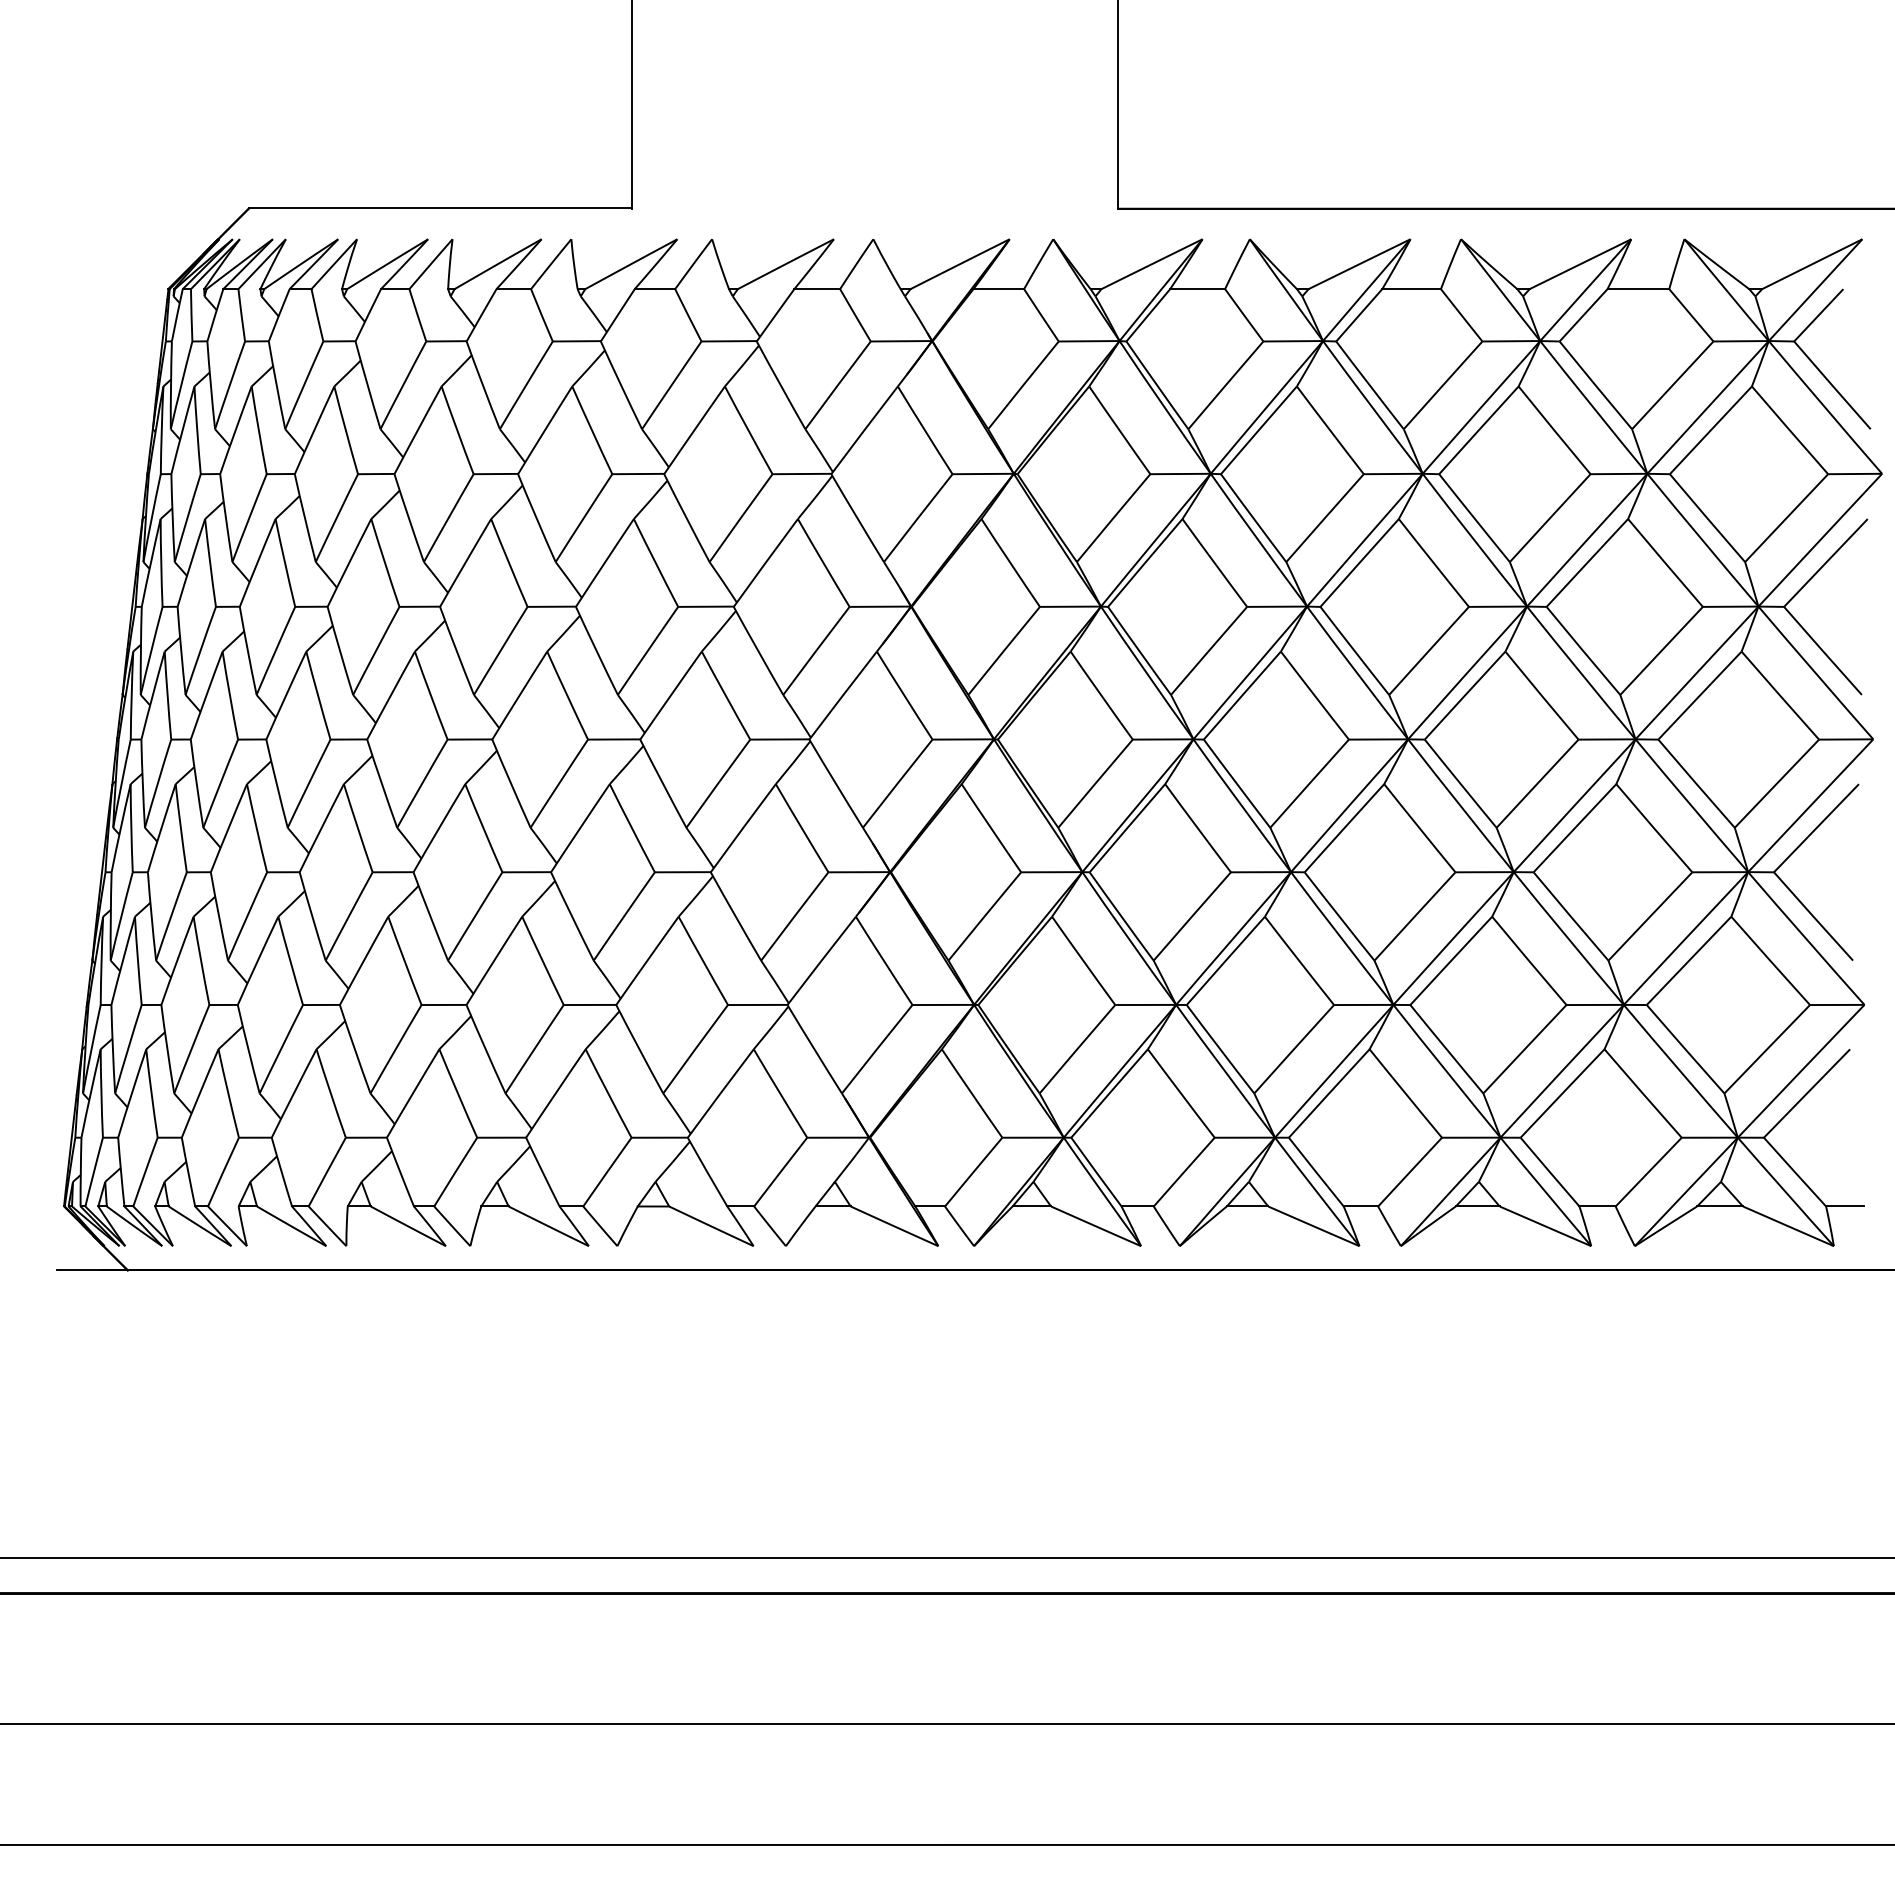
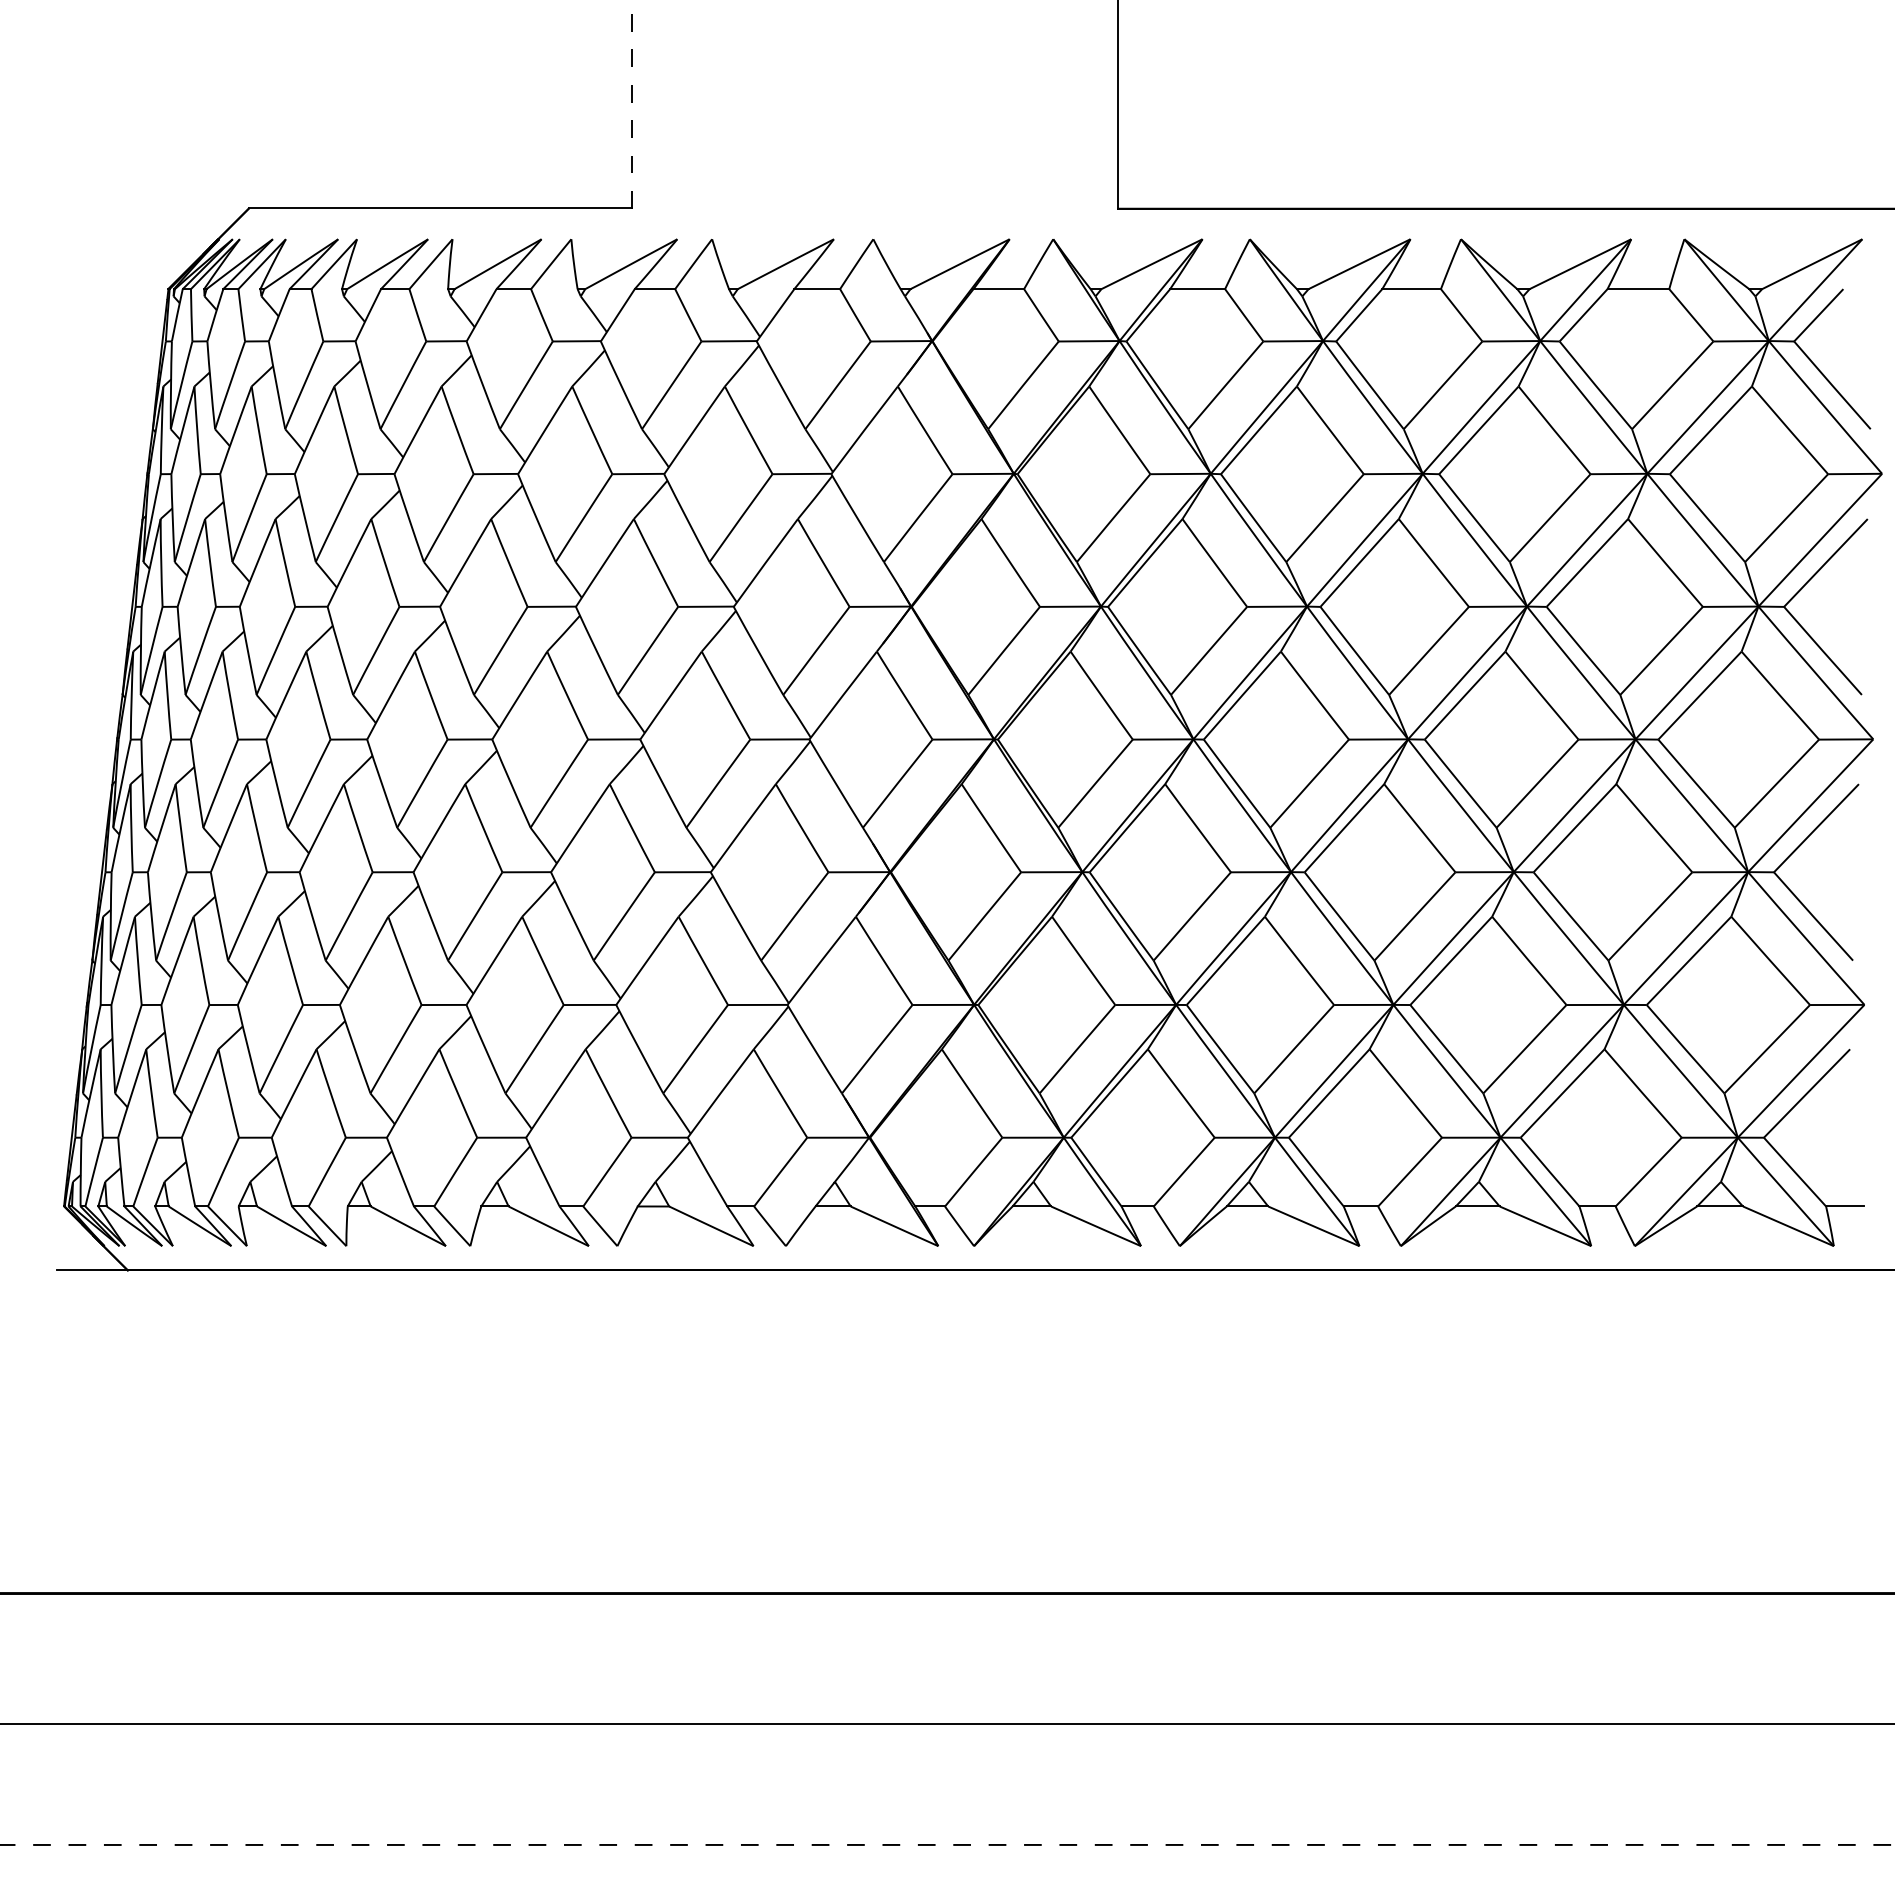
line: solid -> dashed (631, 104)
line: present -> none (946, 1557)
line: solid -> dashed (947, 1844)
